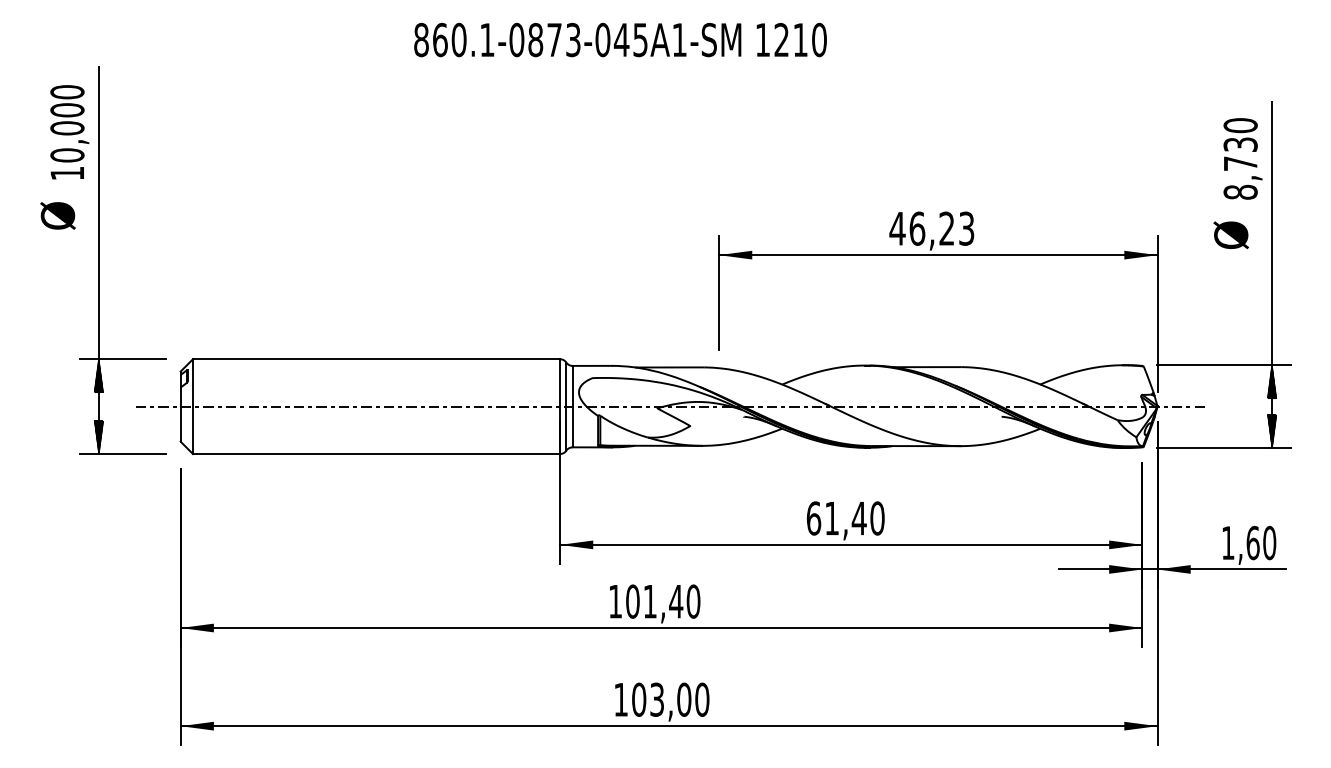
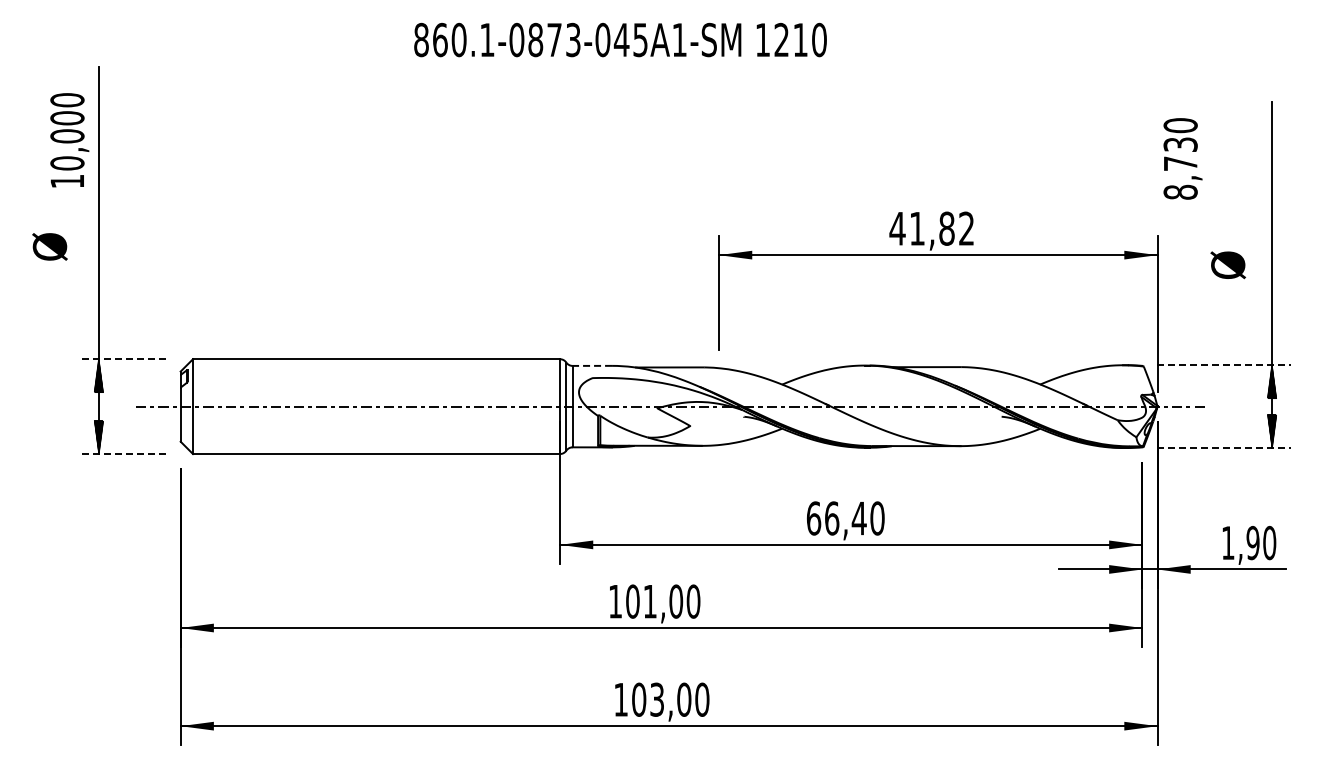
text position: (69, 132) -> (69, 140) (69, 140)
text position: (1242, 158) -> (1182, 158) (1182, 158)
text position: (57, 215) -> (49, 246) (49, 246)
text: 46,23 -> 41,82 (941, 228)
text position: (1230, 235) -> (1227, 265) (1227, 265)
line: solid -> dashed (122, 359)
line: solid -> dashed (592, 365)
line: solid -> dashed (1224, 365)
line: solid -> dashed (1224, 448)
line: solid -> dashed (122, 454)
text: 61,40 -> 66,40 (832, 518)
text: 1,60 -> 1,90 (1252, 542)
text: 101,40 -> 101,00 (676, 601)
